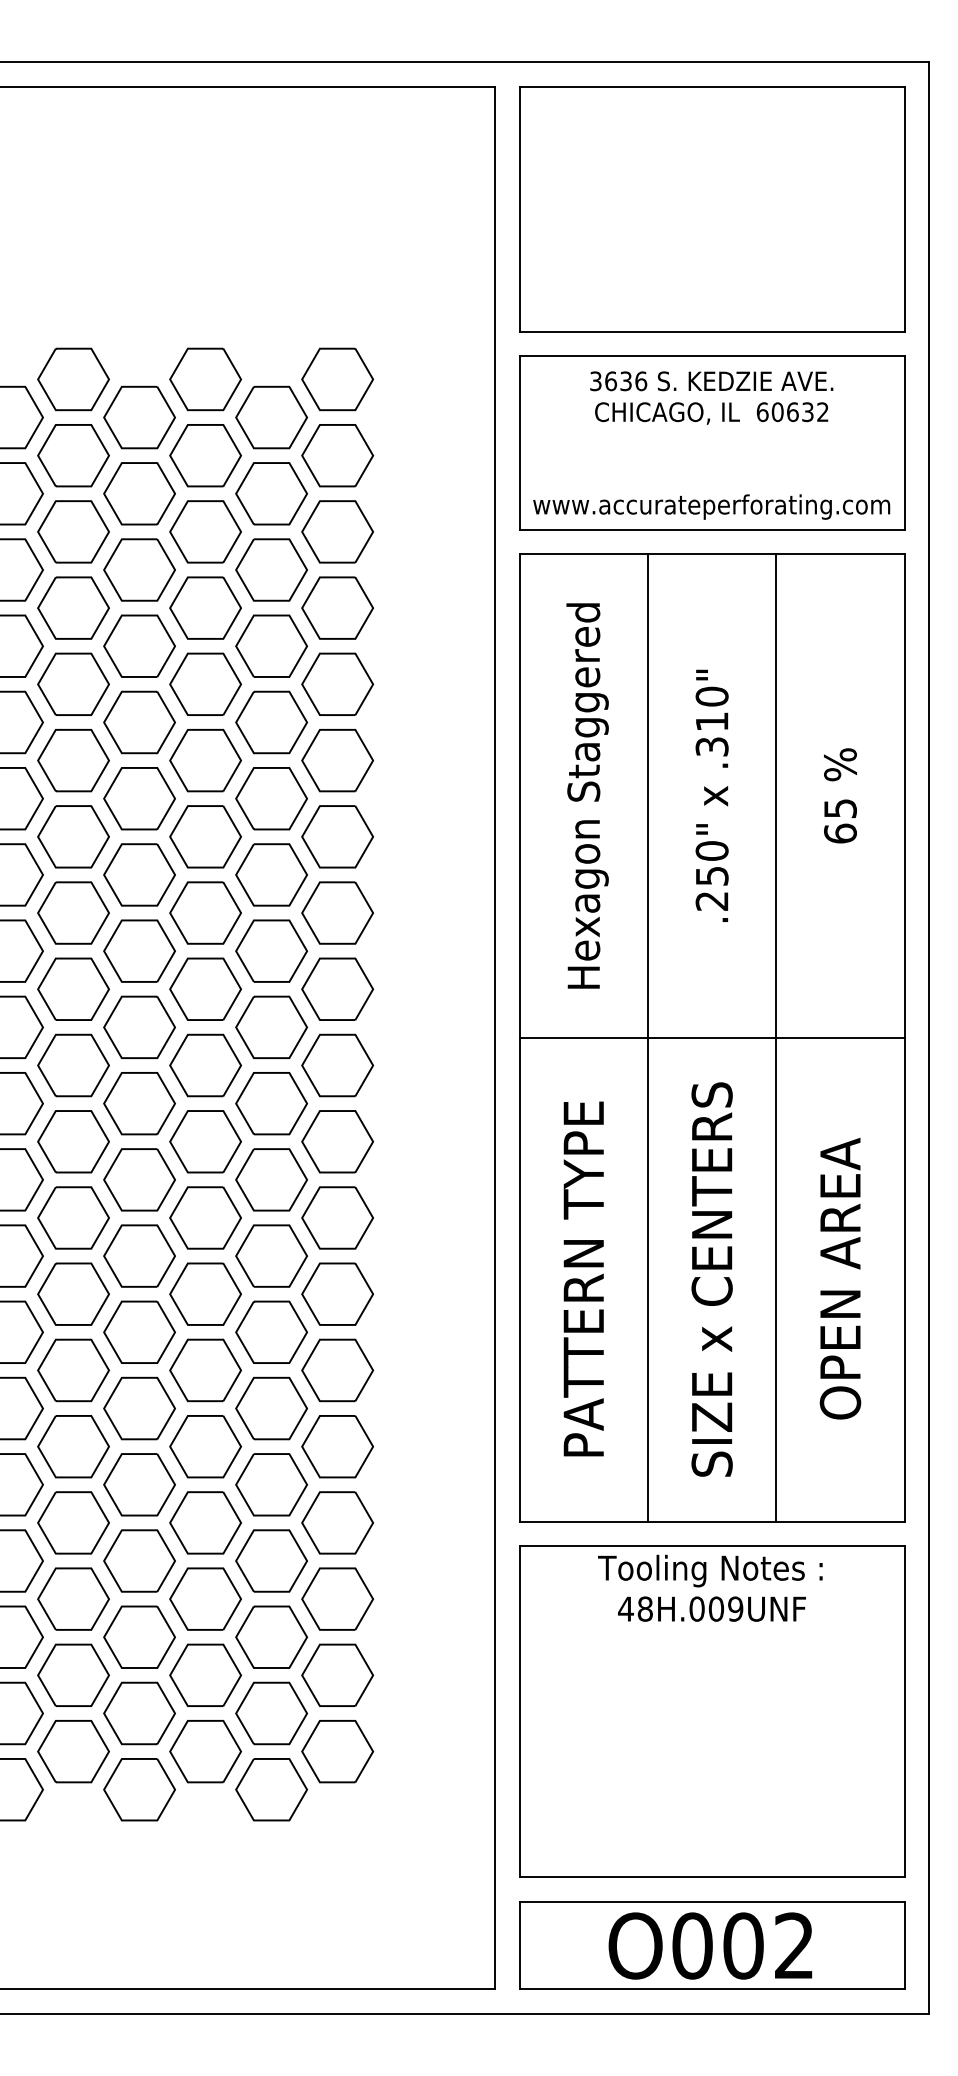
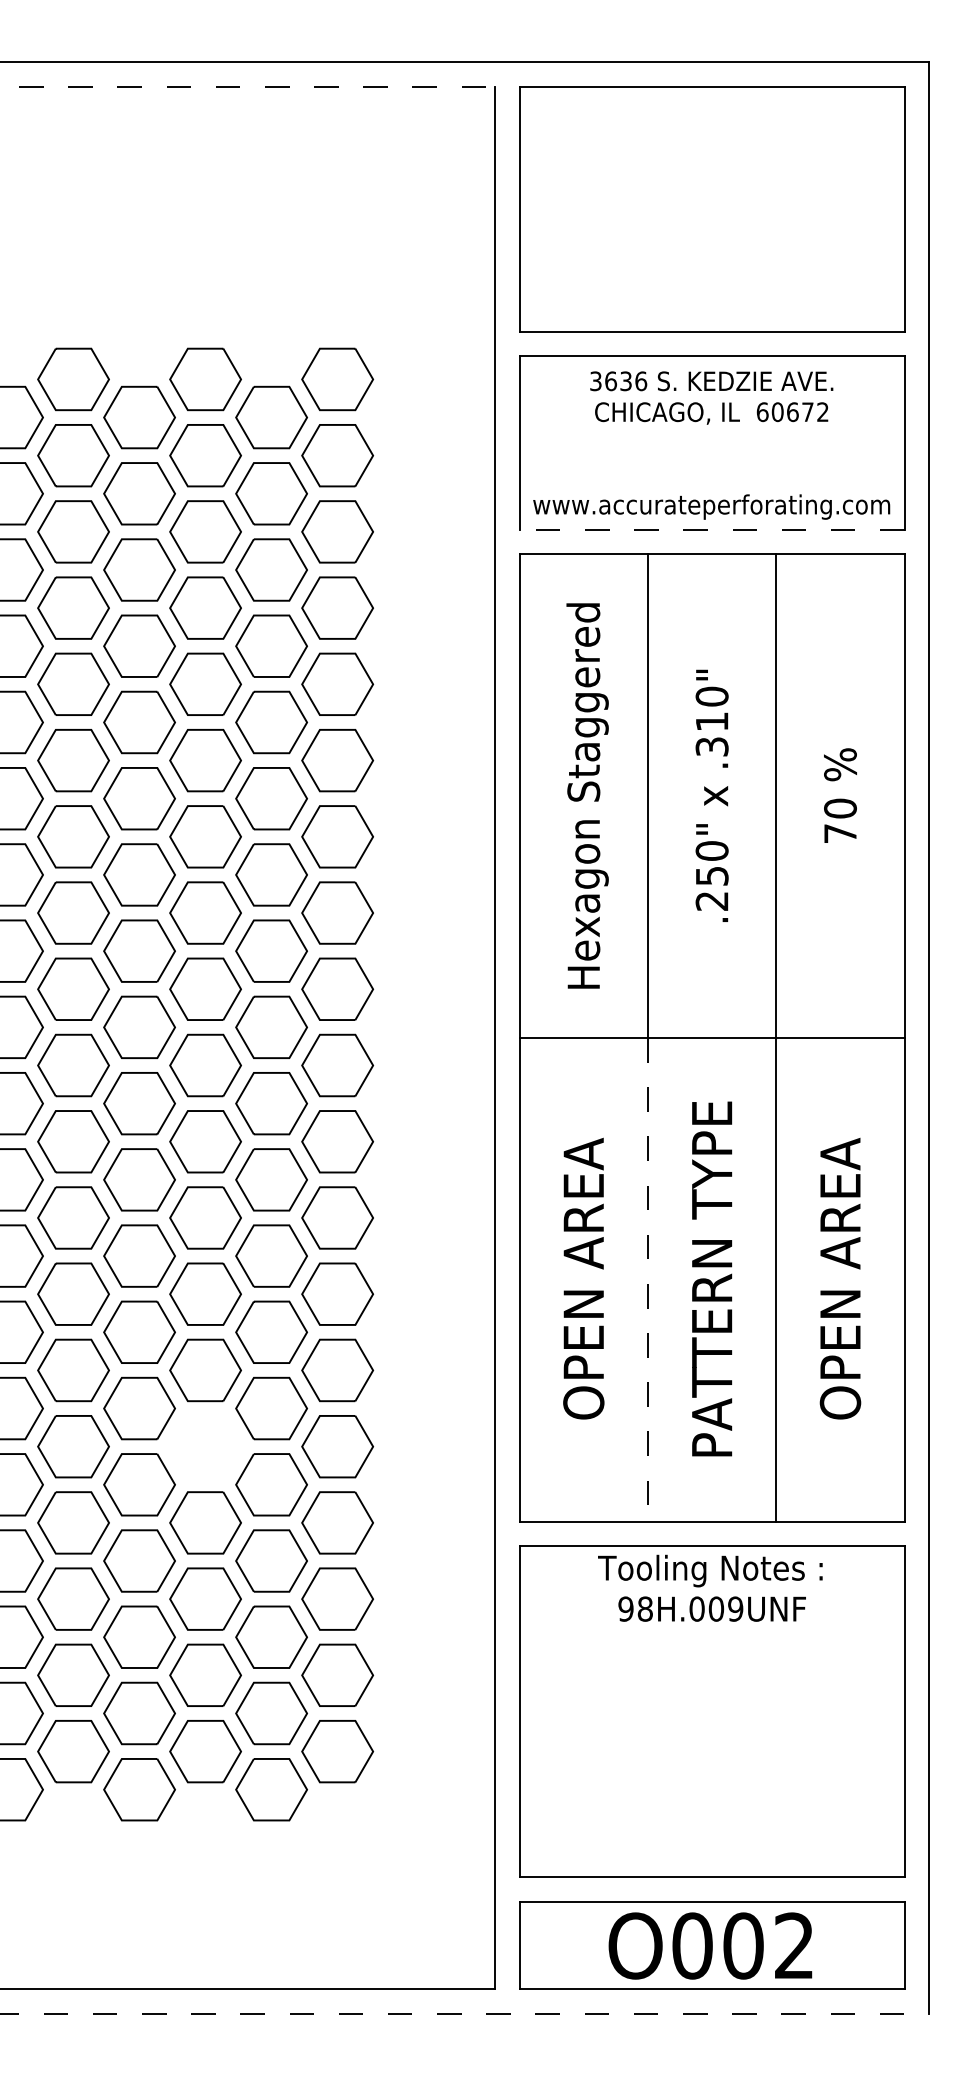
line: solid -> dashed (248, 86)
text: 60632 -> 60672 (807, 412)
line: solid -> dashed (712, 529)
text: 65 -> 70 (840, 820)
text: PATTERN TYPE -> OPEN AREA (583, 1278)
line: solid -> dashed (647, 1279)
text: SIZE x CENTERS -> PATTERN TYPE (711, 1279)
part: present -> none (205, 1446)
text: 48H.009UNF -> 98H.009UNF (625, 1608)
line: solid -> dashed (465, 2013)
